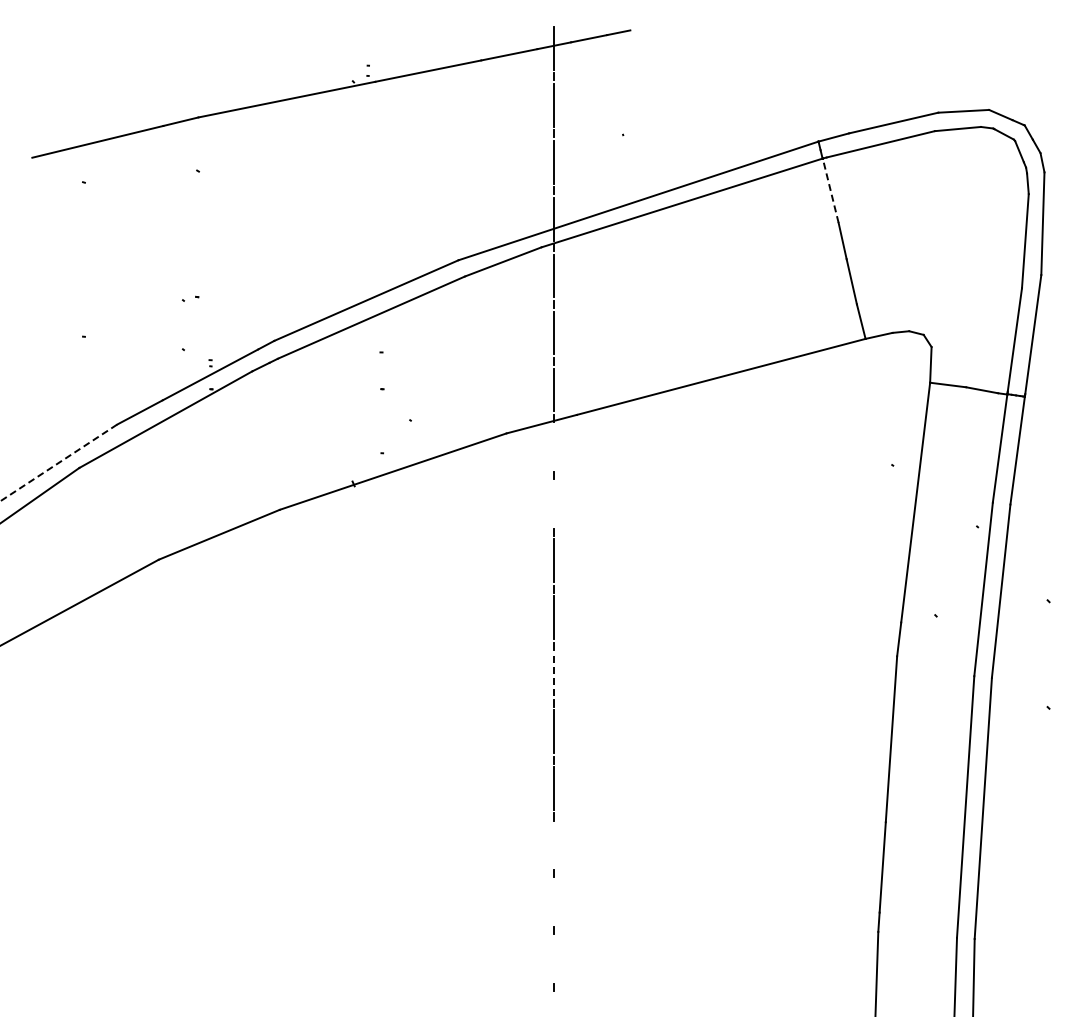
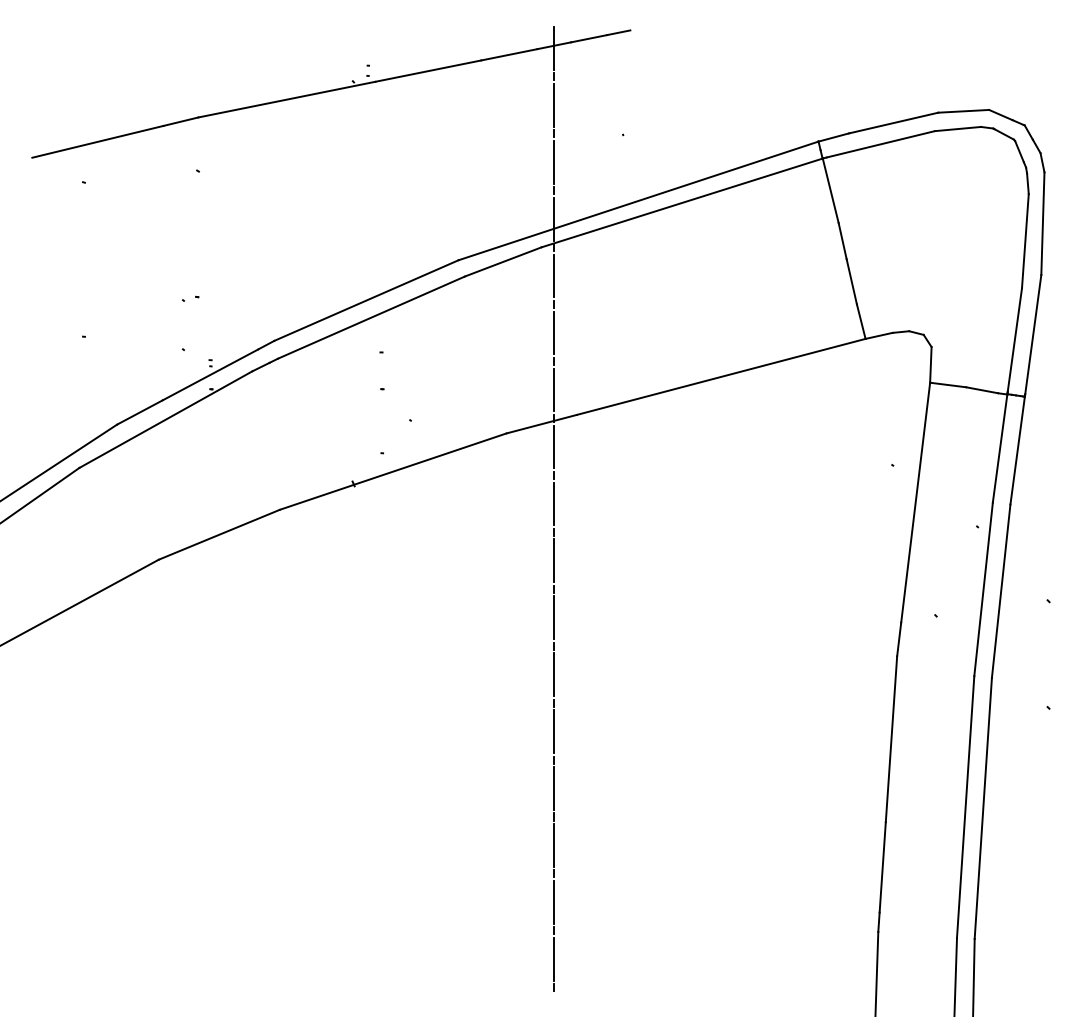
line: dashed -> solid (830, 190)
line: none -> present (553, 446)
line: dashed -> solid (58, 462)
line: none -> present (553, 503)
line: dashed -> solid (553, 674)
line: none -> present (553, 845)
line: none -> present (553, 902)
line: none -> present (553, 958)
